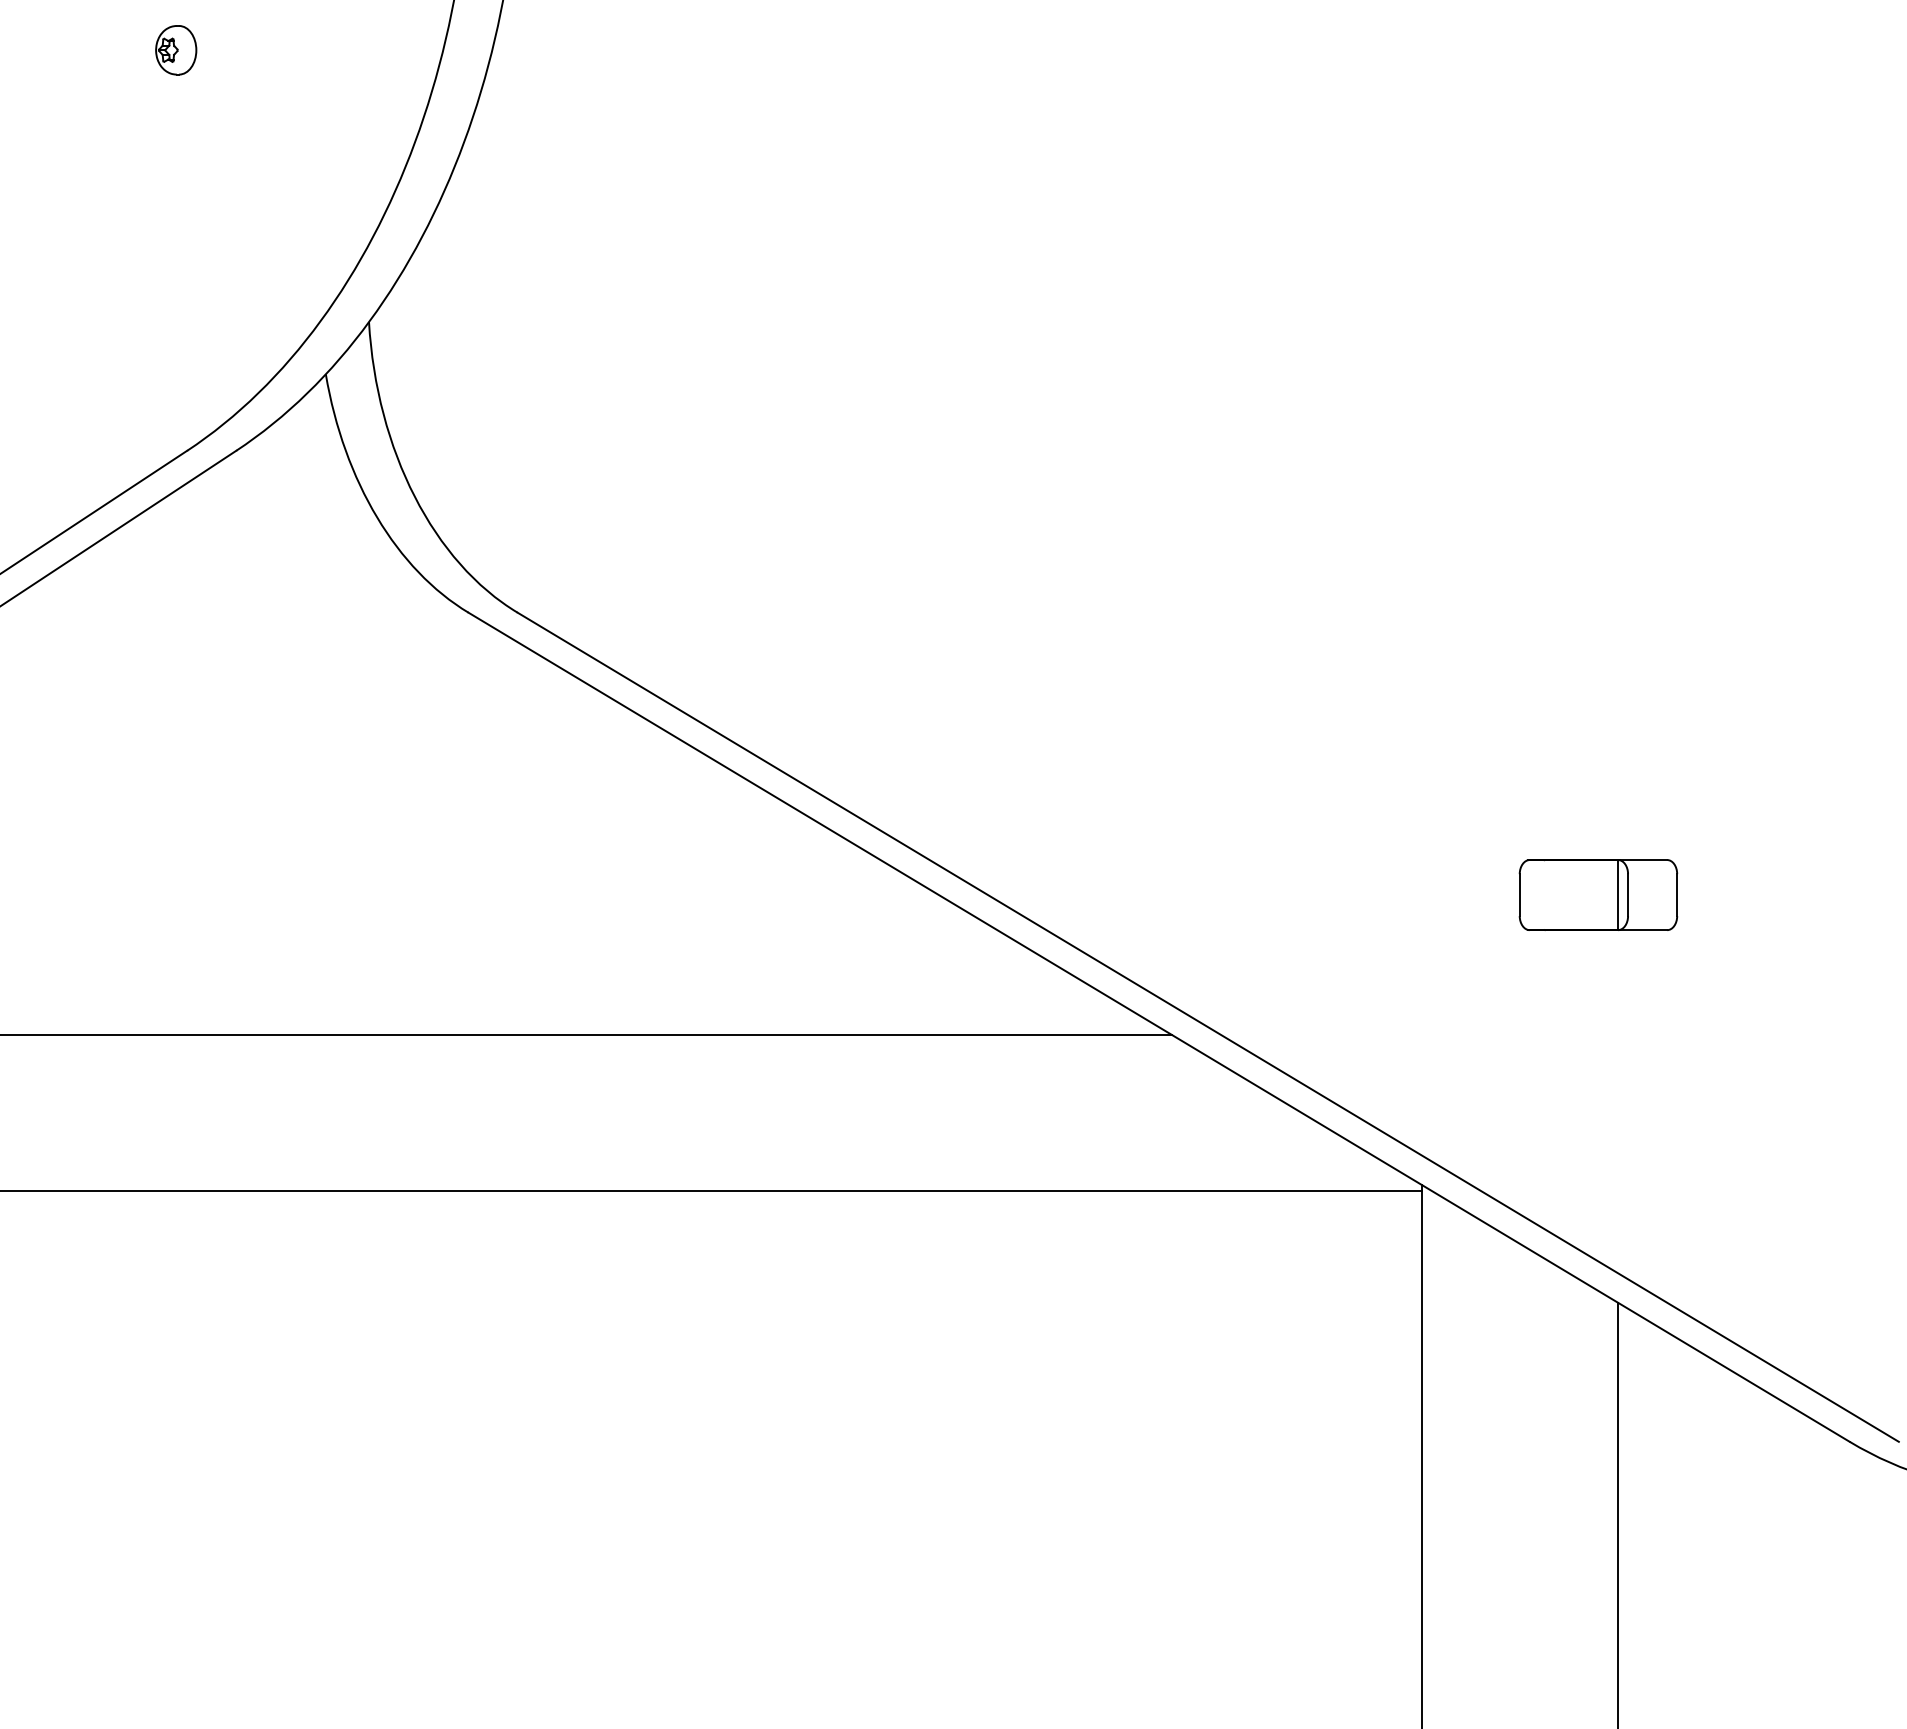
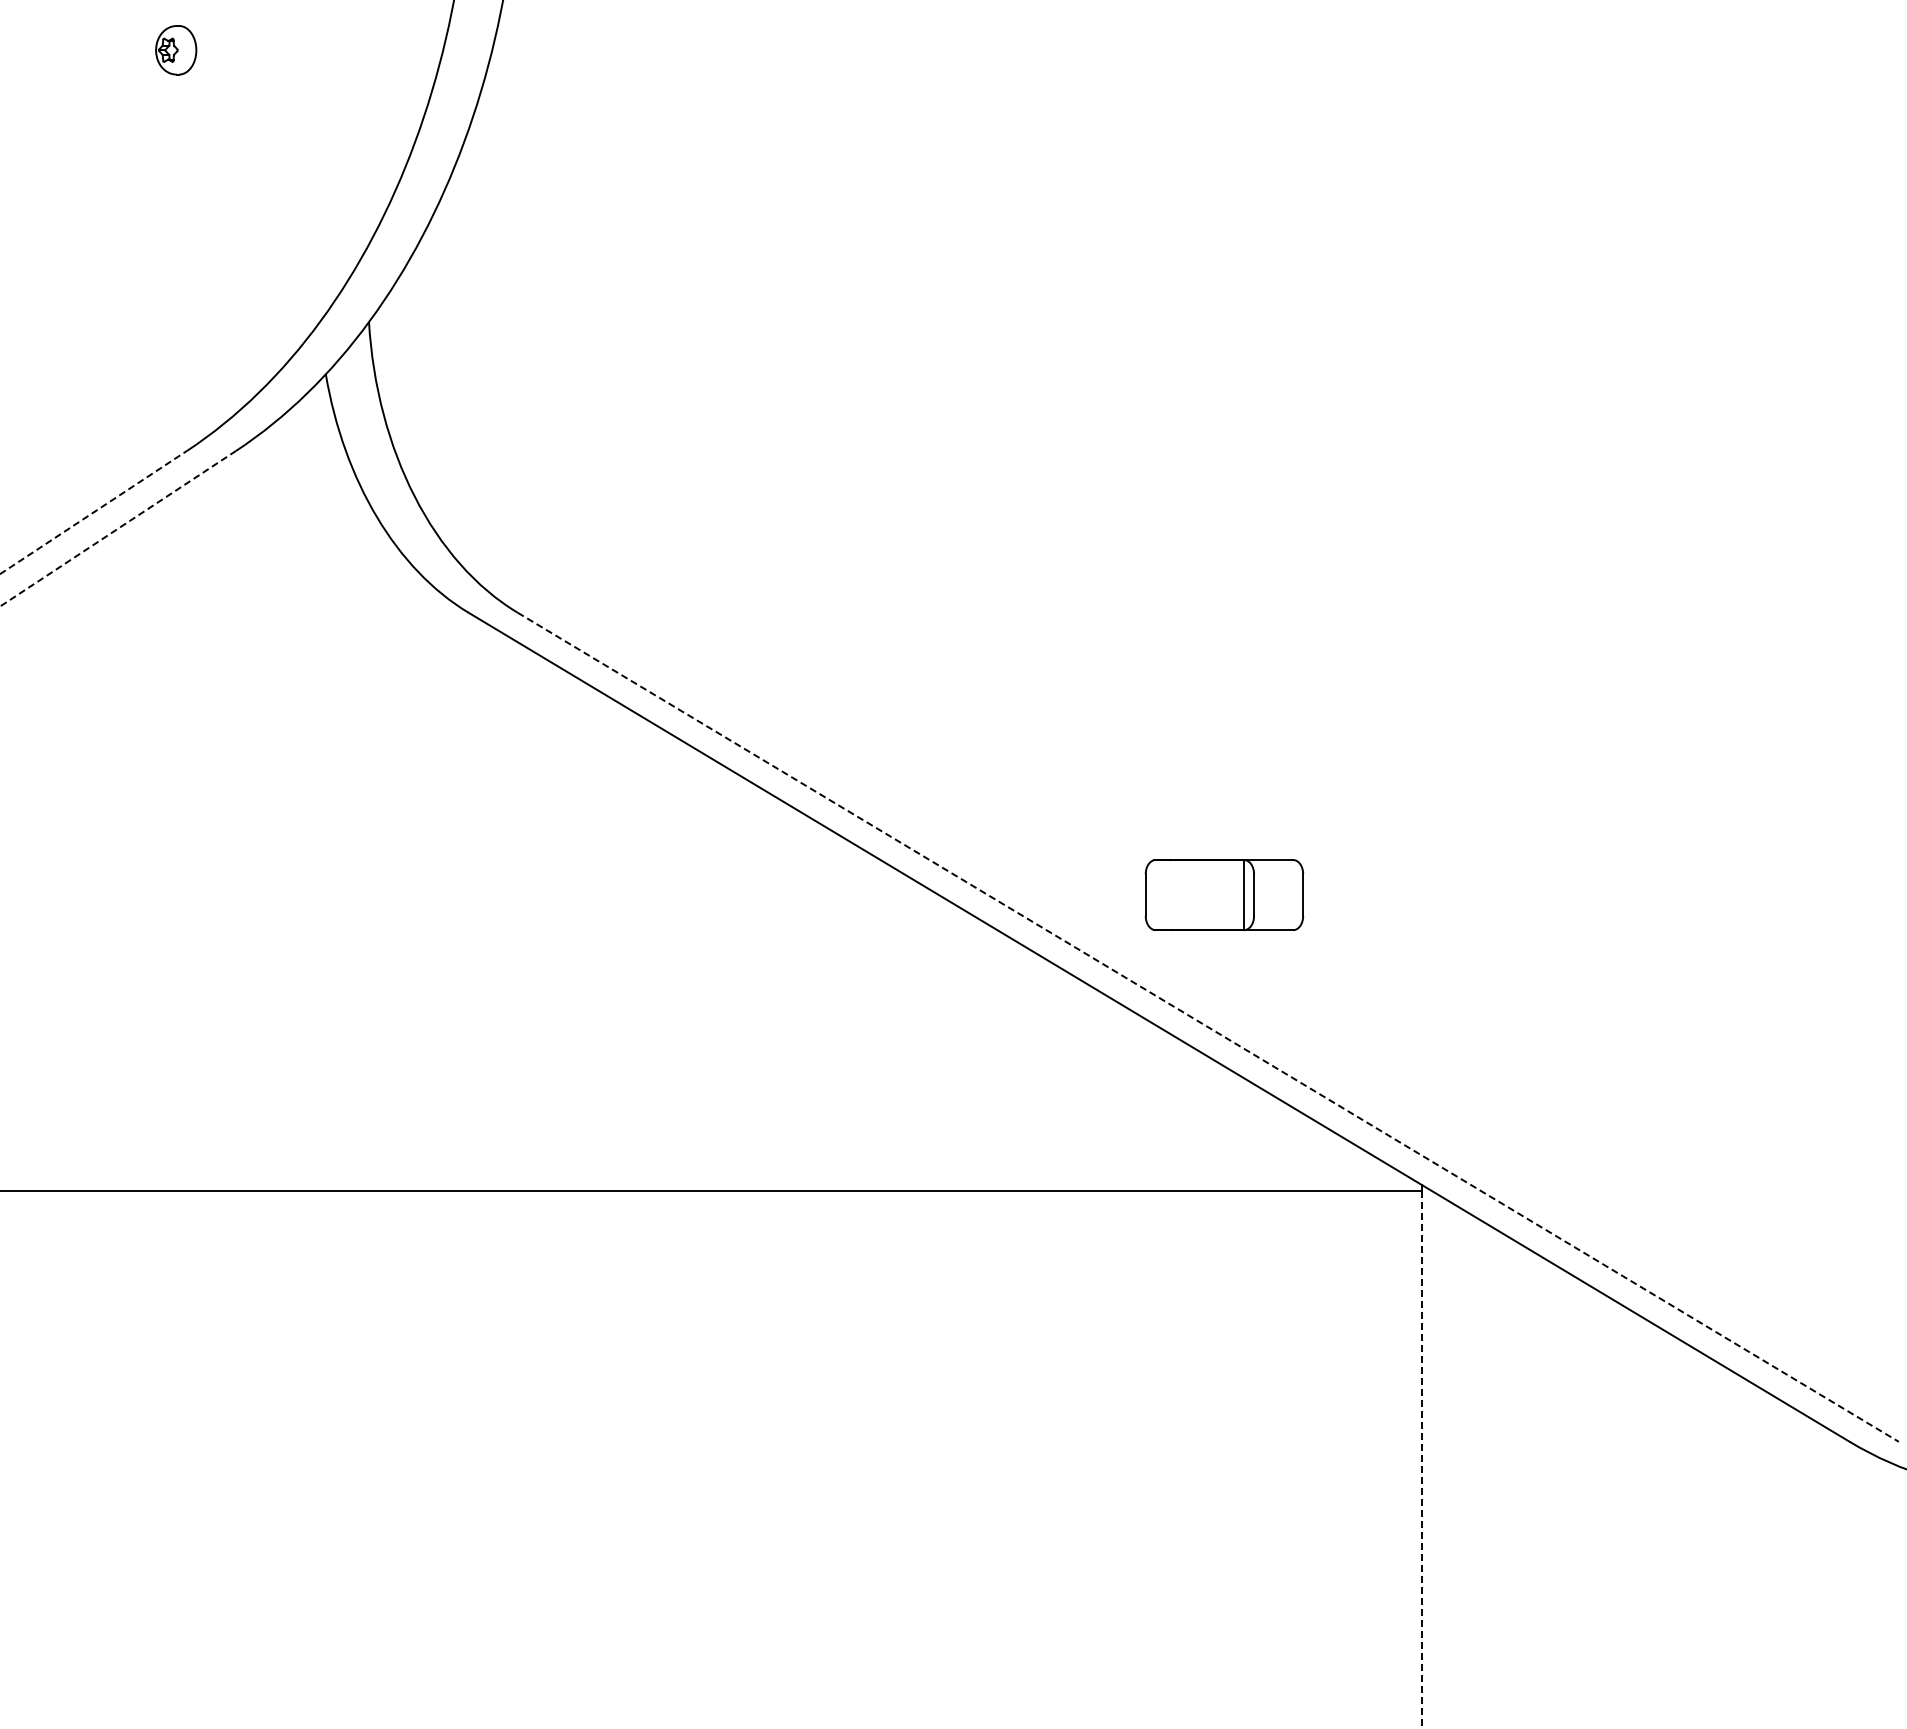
line: solid -> dashed (93, 512)
line: solid -> dashed (117, 528)
part position: (1598, 894) -> (1224, 894) (1224, 894)
line: solid -> dashed (1208, 1027)
line: present -> none (586, 1034)
line: solid -> dashed (1422, 1459)
line: present -> none (1618, 1513)
